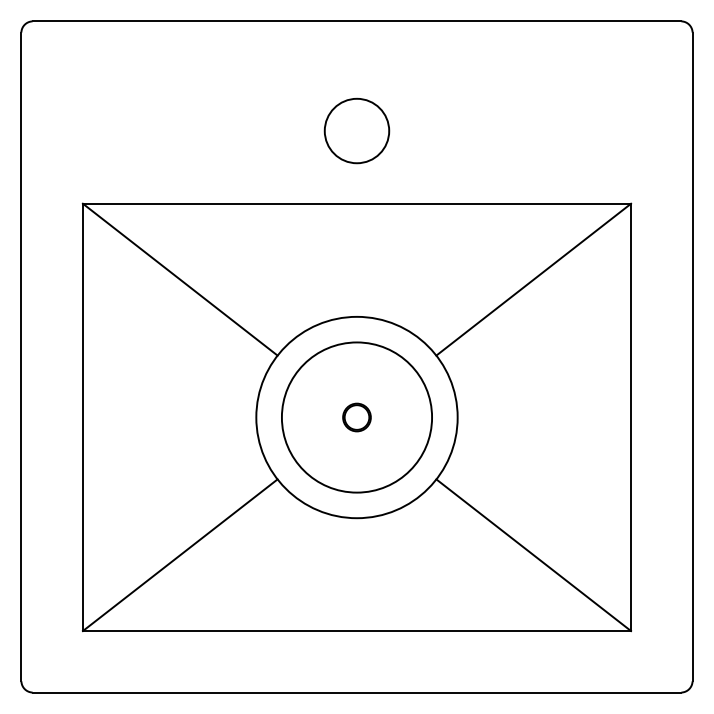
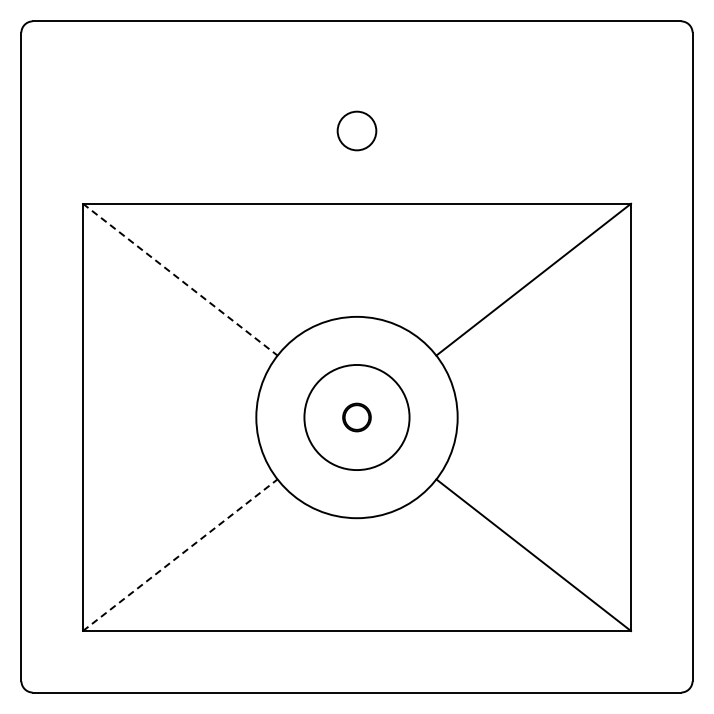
circle size: 68x68 px -> 42x42 px (356, 130)
line: solid -> dashed (180, 279)
circle diameter: 150 px -> 105 px (356, 417)
line: solid -> dashed (180, 554)
